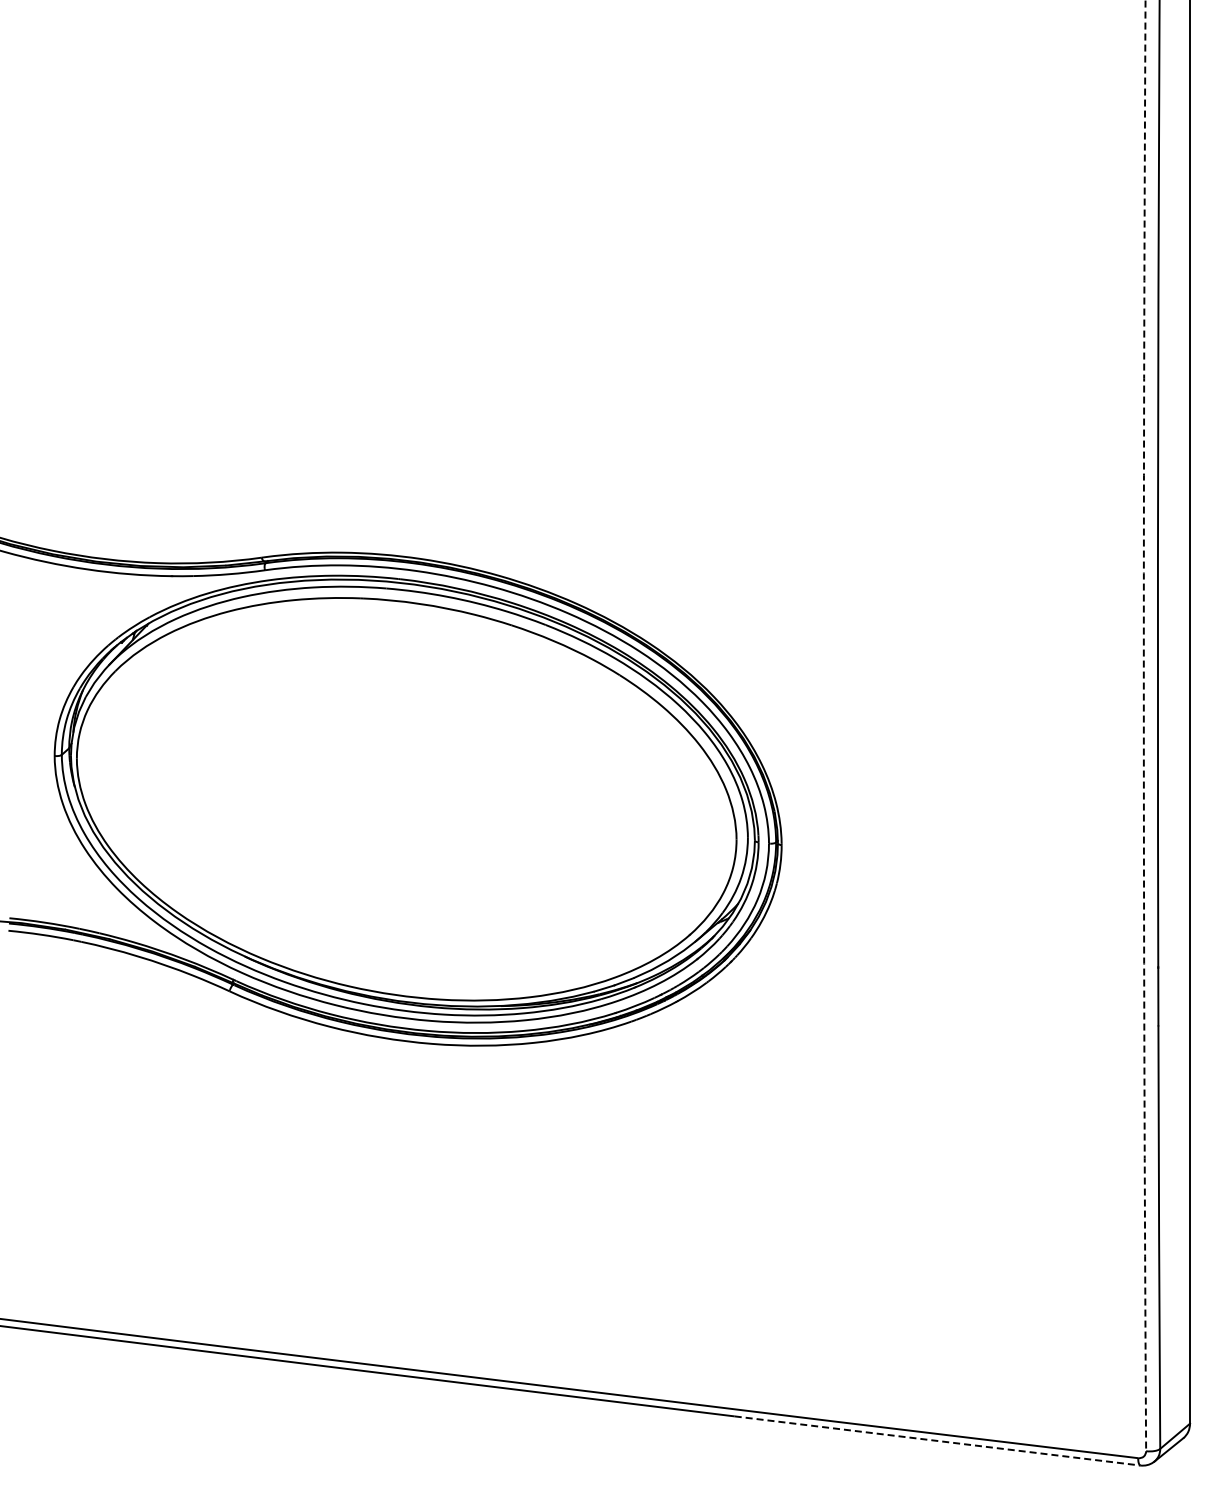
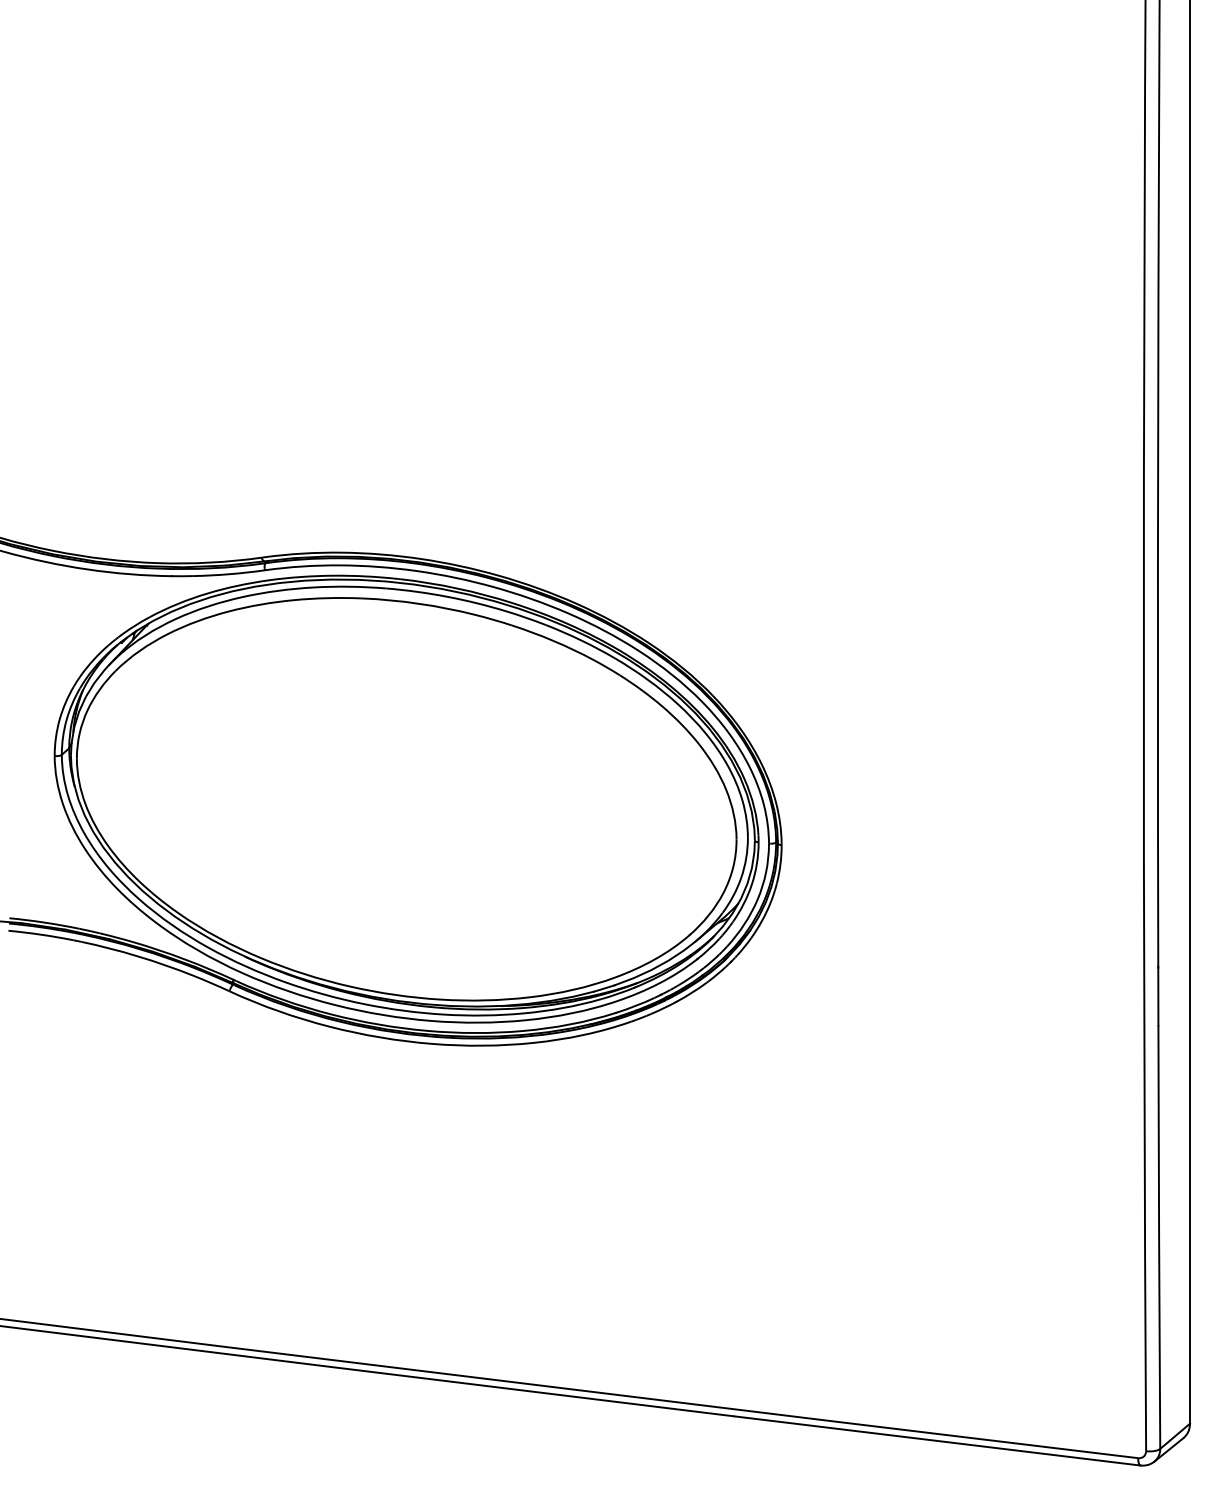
arc: dashed -> solid (1143, 725)
line: dashed -> solid (938, 1441)
